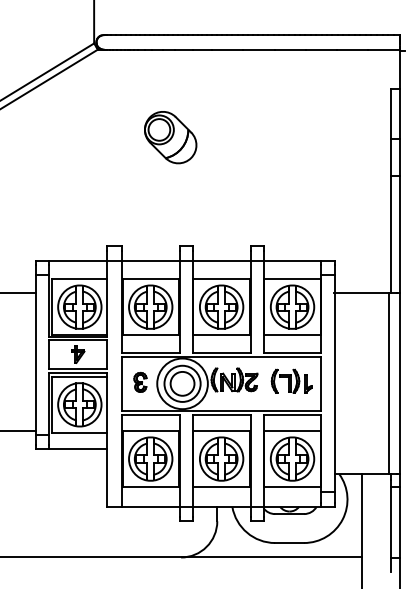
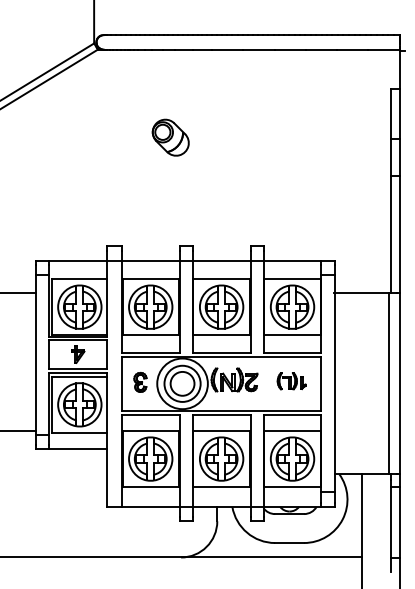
part size: 54x54 px -> 39x39 px (170, 137)
part size: 43x26 px -> 31x19 px (291, 381)
